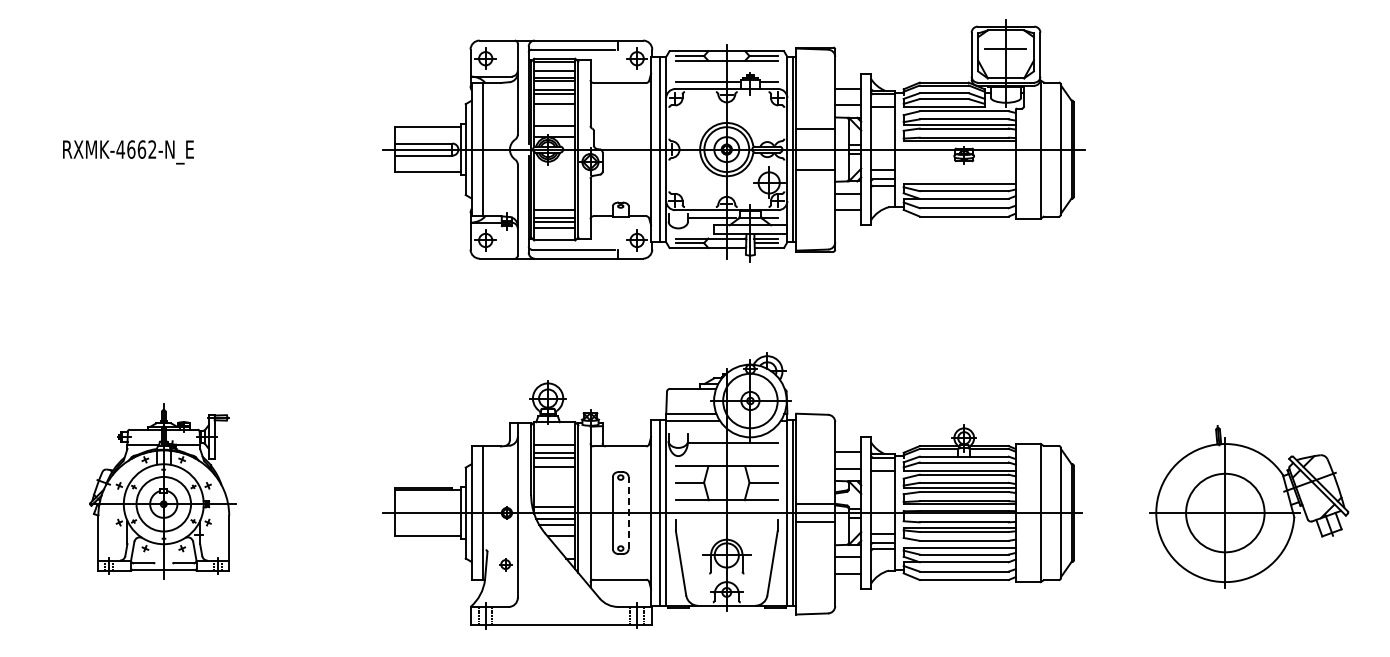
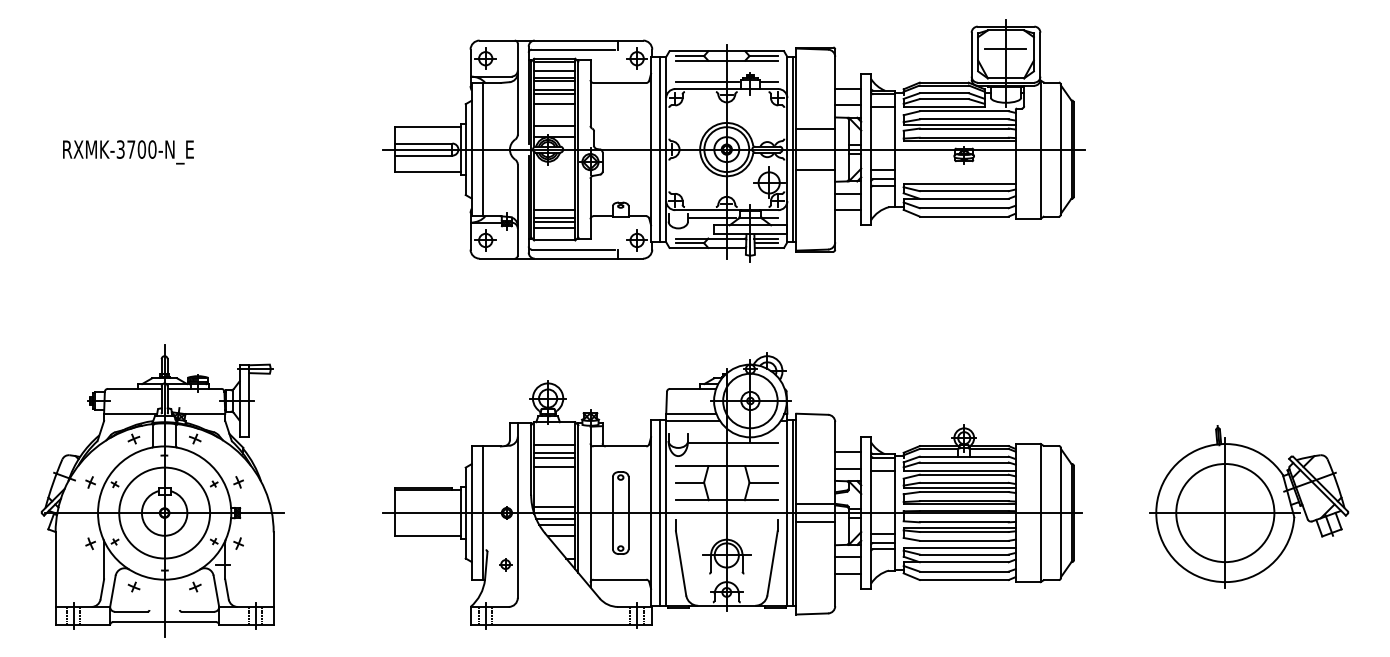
text: RXMK-4662-N_E -> RXMK-3700-N_E (136, 149)
part size: 148x177 px -> 245x294 px (162, 490)
line: dashed -> solid (628, 512)
circle diameter: 79 px -> 98 px (1225, 513)
